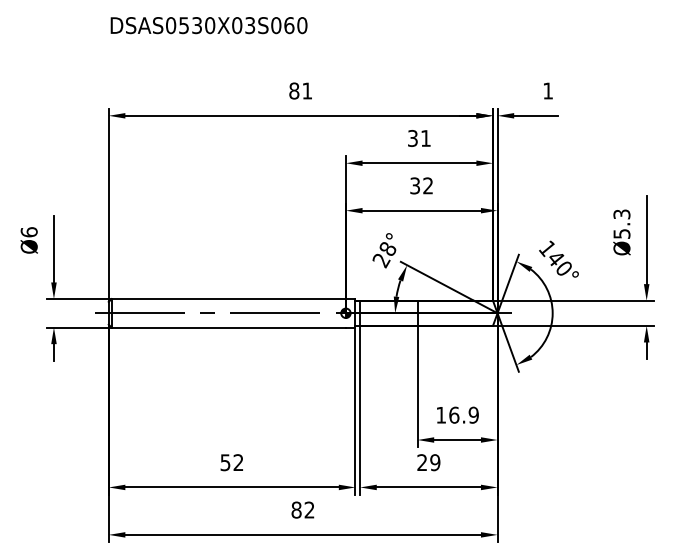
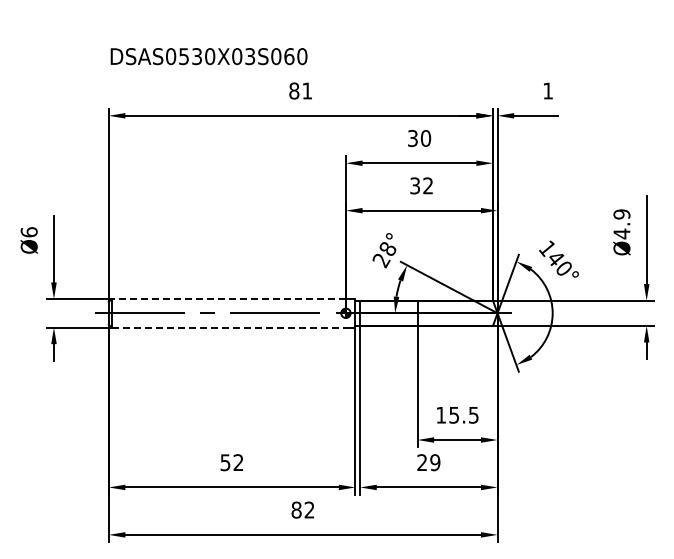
text position: (208, 25) -> (208, 56) (208, 56)
text: 31 -> 30 (425, 138)
text: Ø5.3 -> Ø4.9 (621, 224)
line: solid -> dashed (228, 299)
line: solid -> dashed (229, 327)
text: 16.9 -> 15.5 (463, 414)
